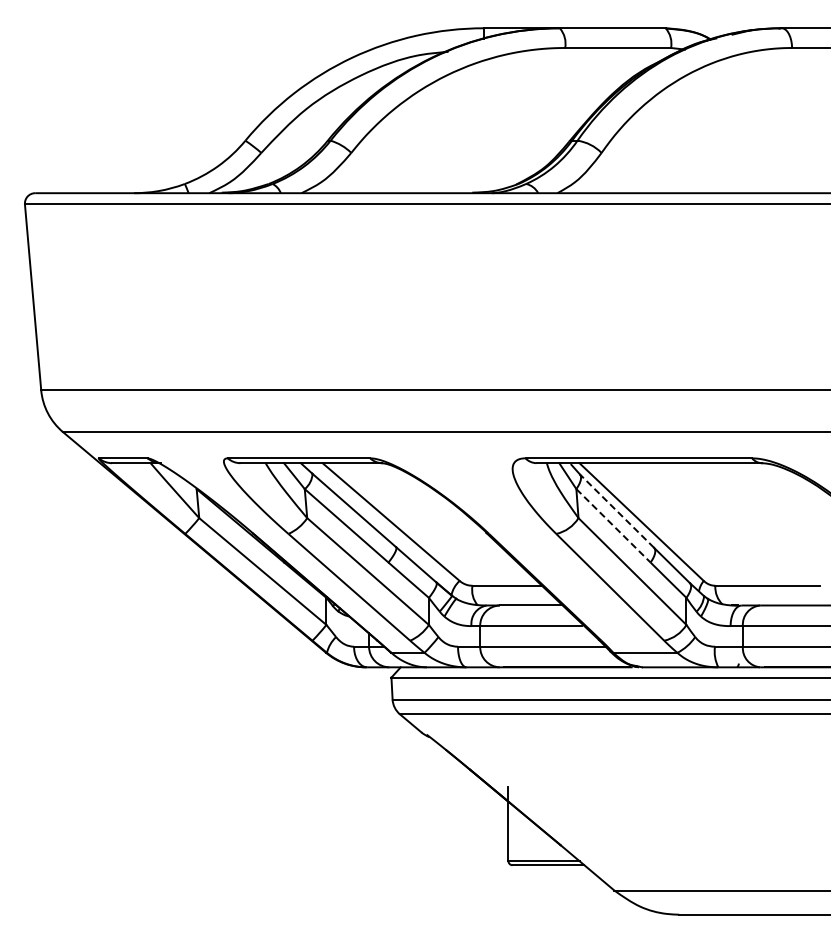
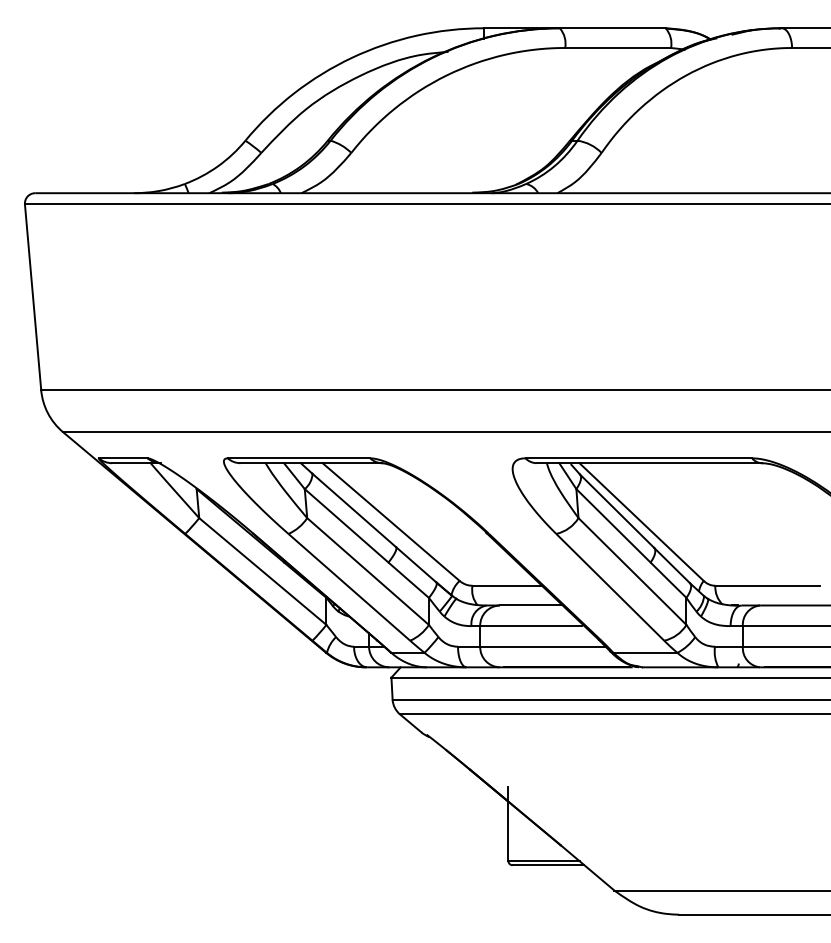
line: dashed -> solid (616, 510)
line: dashed -> solid (613, 526)
